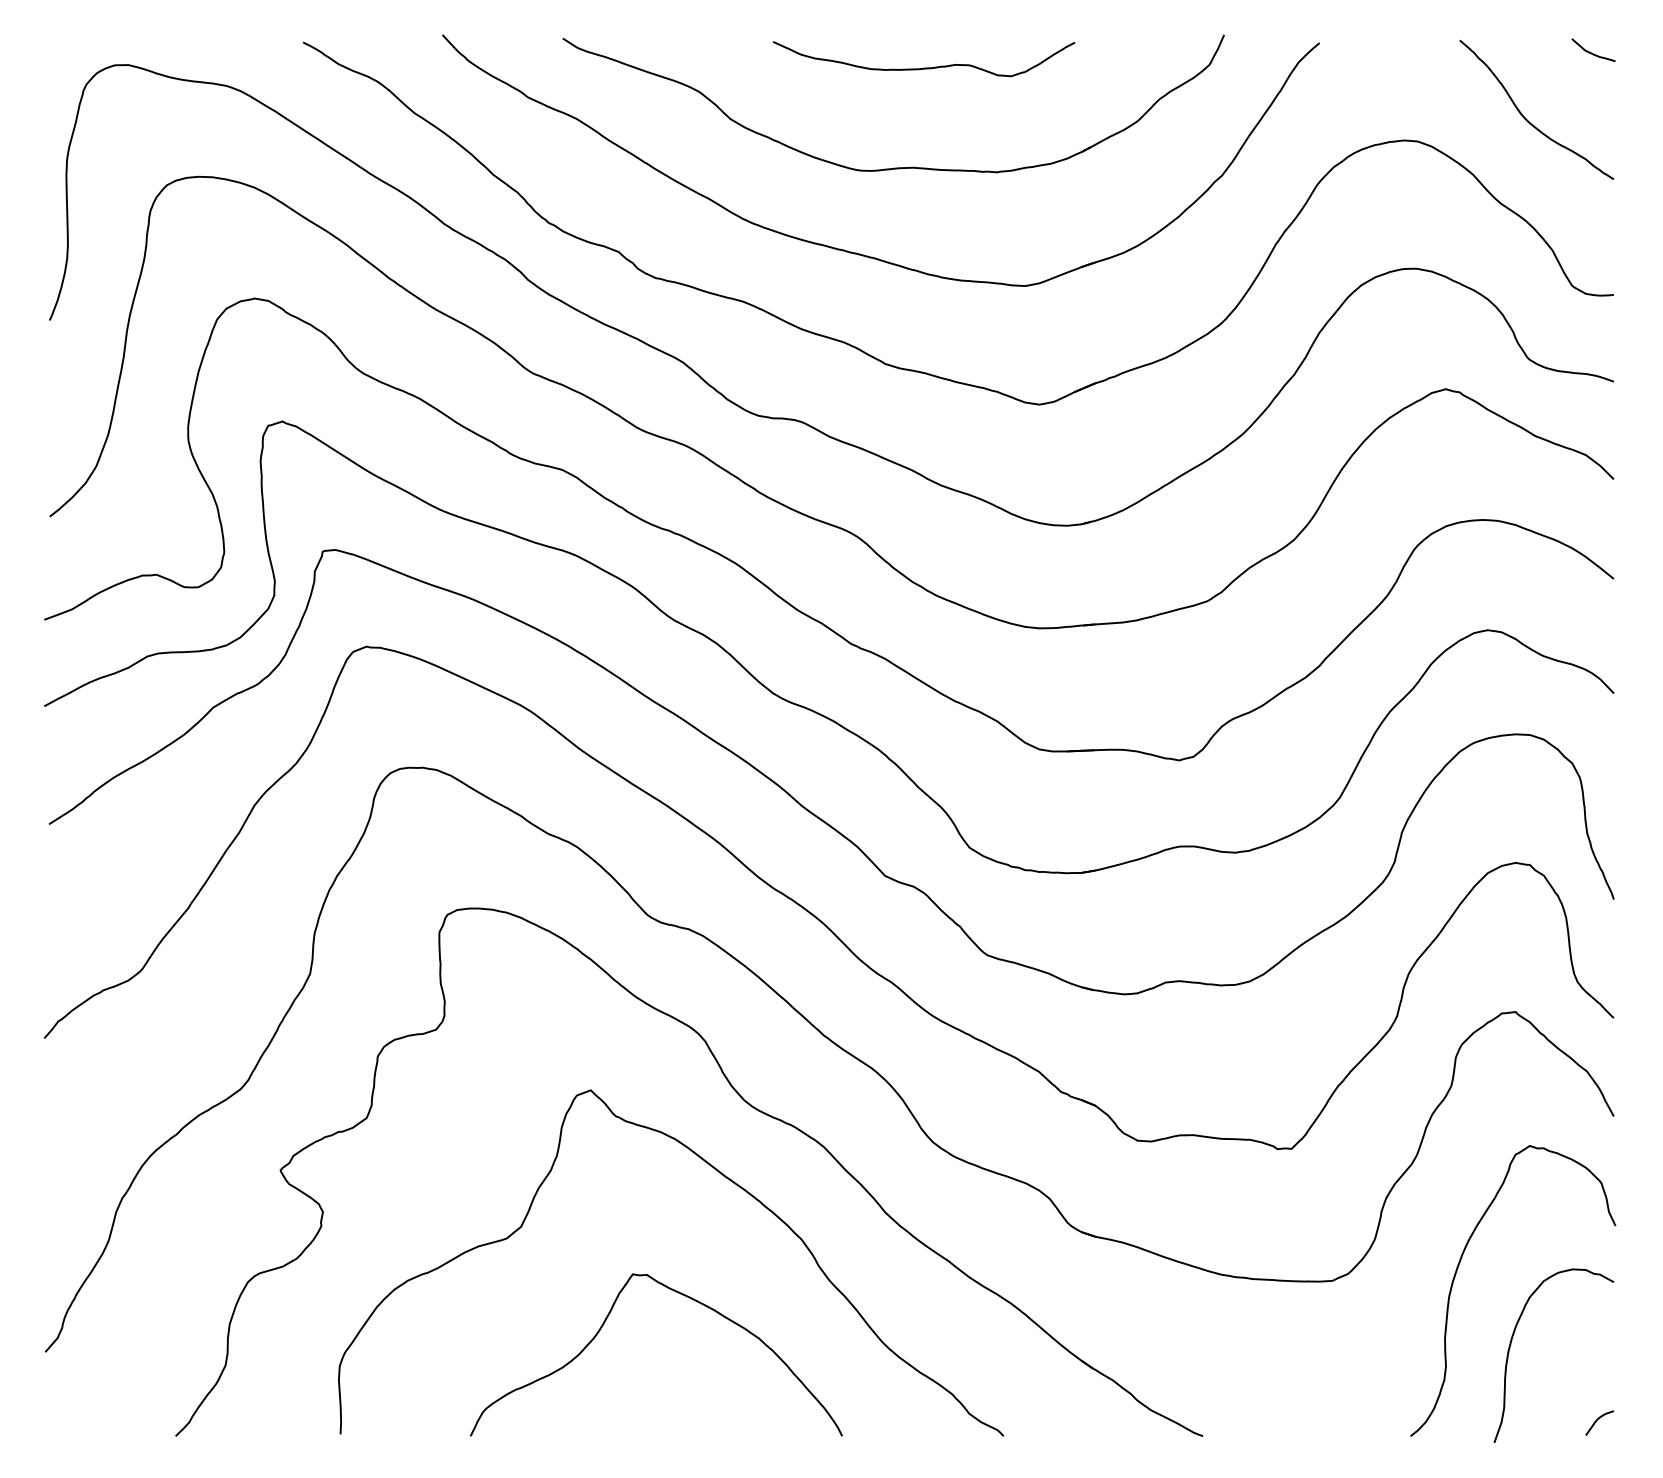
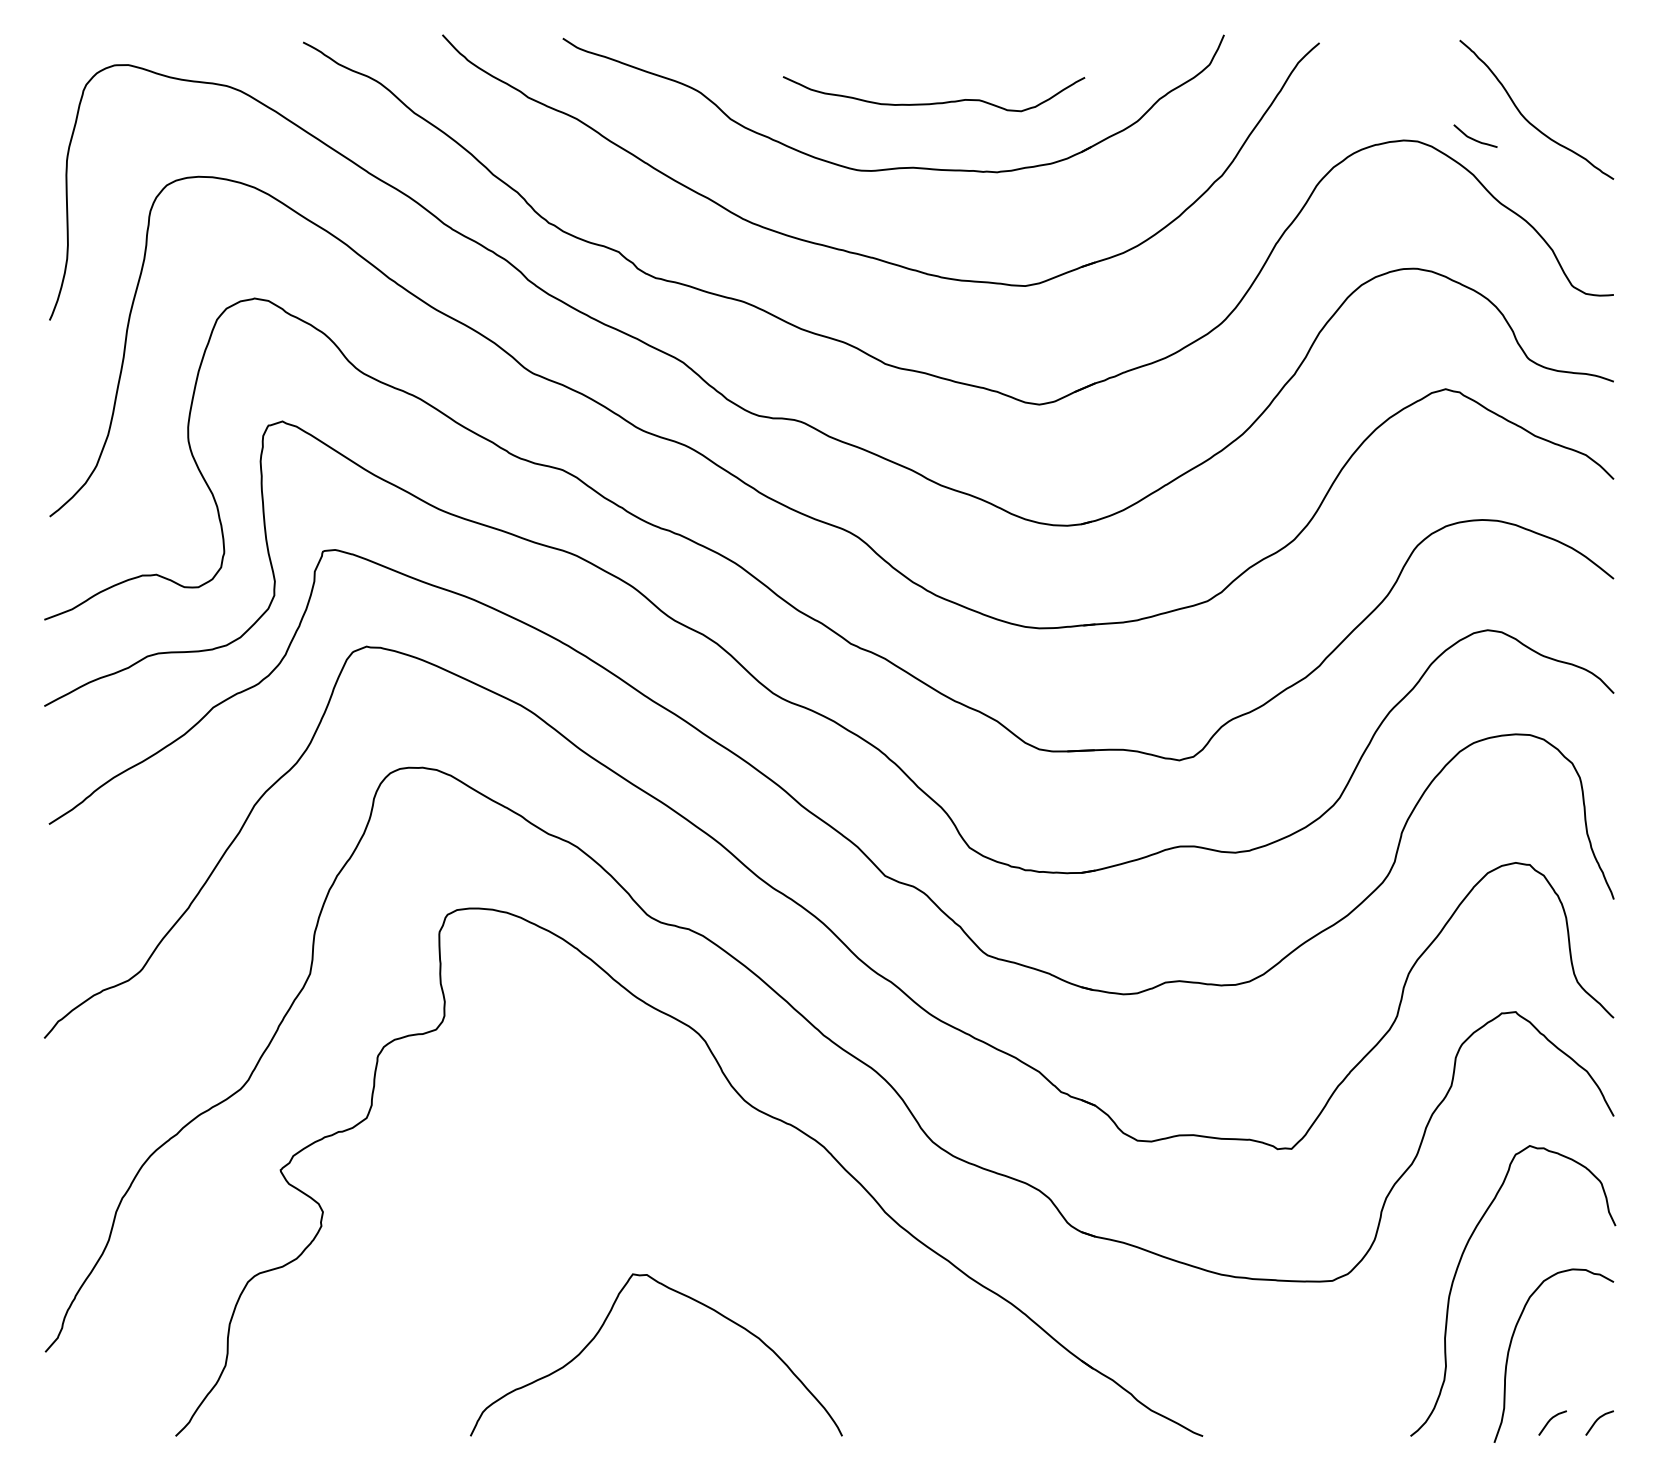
curve position: (1591, 52) -> (1473, 138) (1473, 138)
curve position: (923, 67) -> (933, 102) (933, 102)
curve: present -> none (727, 1179)
curve: none -> present (1550, 1421)
